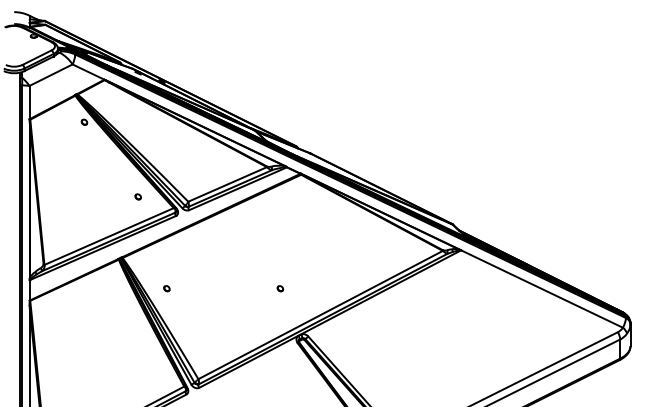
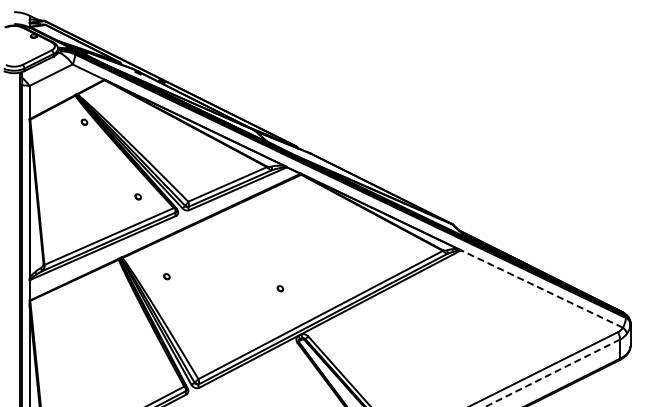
part position: (166, 288) -> (166, 276) (166, 276)
line: solid -> dashed (542, 289)
line: solid -> dashed (553, 373)
